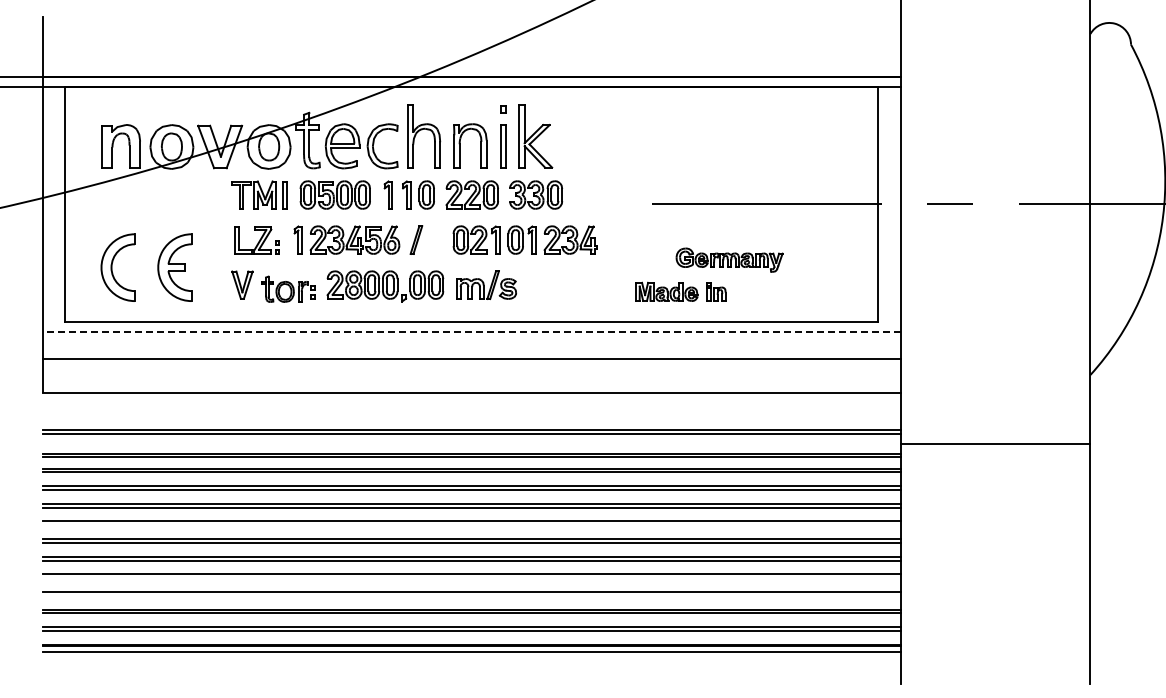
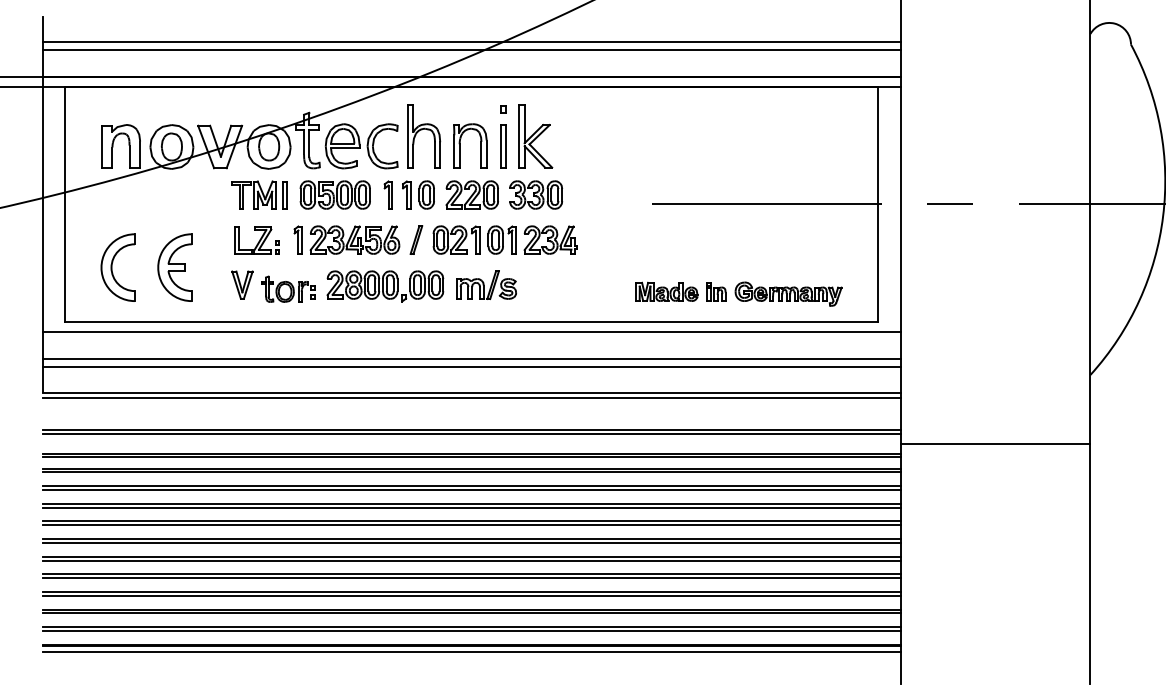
line: none -> present (471, 42)
line: none -> present (471, 49)
part position: (524, 239) -> (504, 239) (504, 239)
part position: (729, 259) -> (788, 293) (788, 293)
line: dashed -> solid (471, 332)
line: none -> present (471, 366)
line: none -> present (471, 398)
line: none -> present (471, 525)
line: none -> present (471, 578)
line: none -> present (471, 595)
